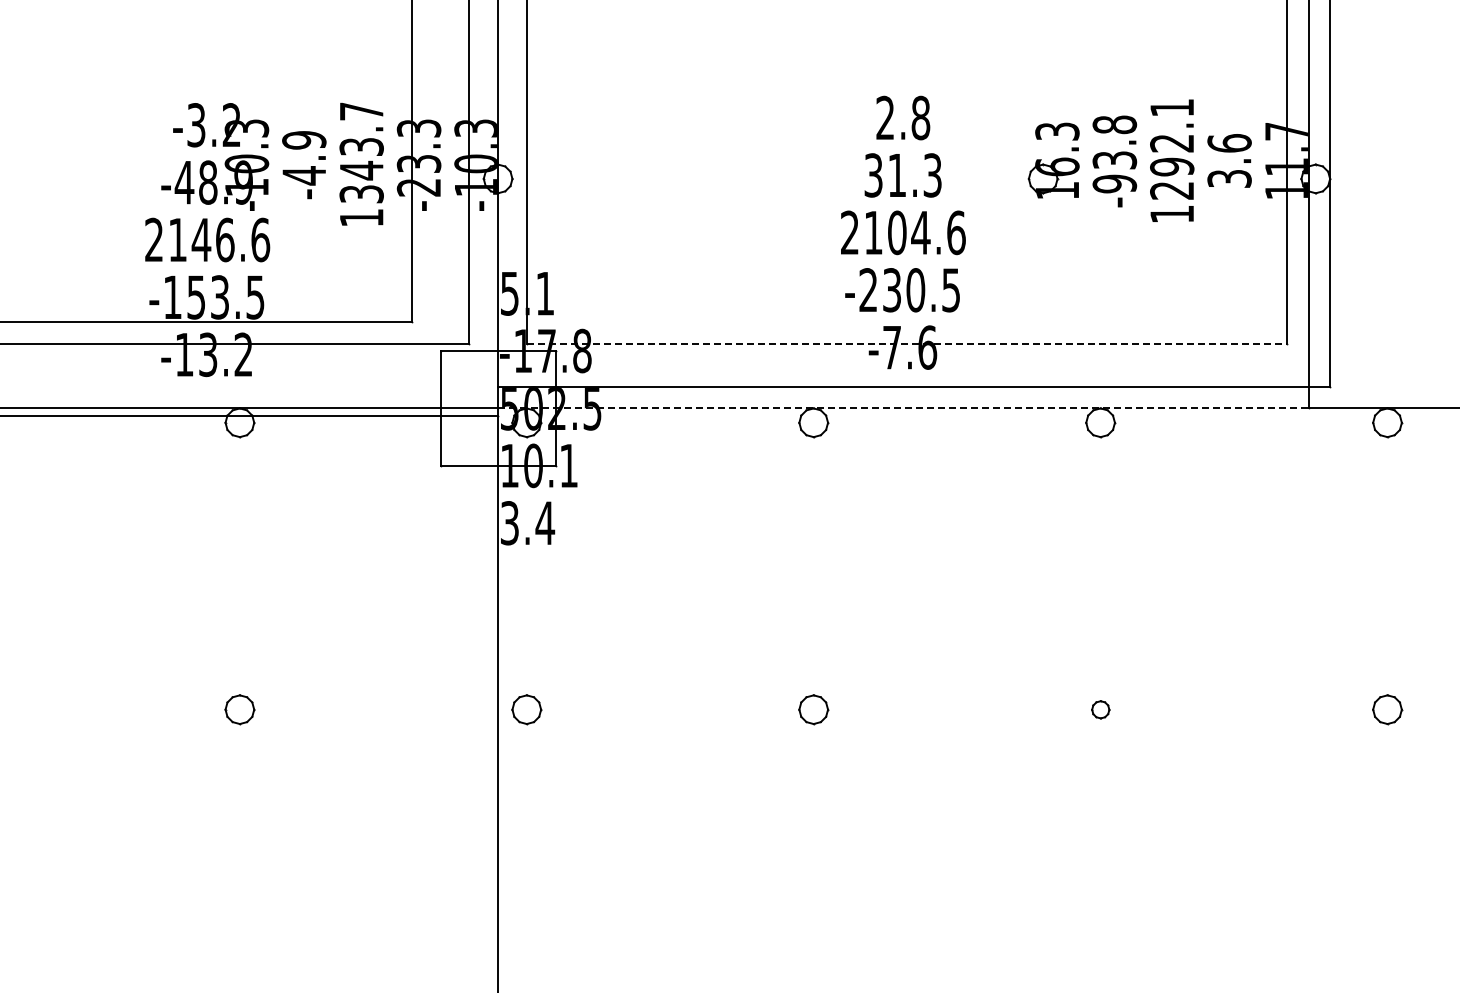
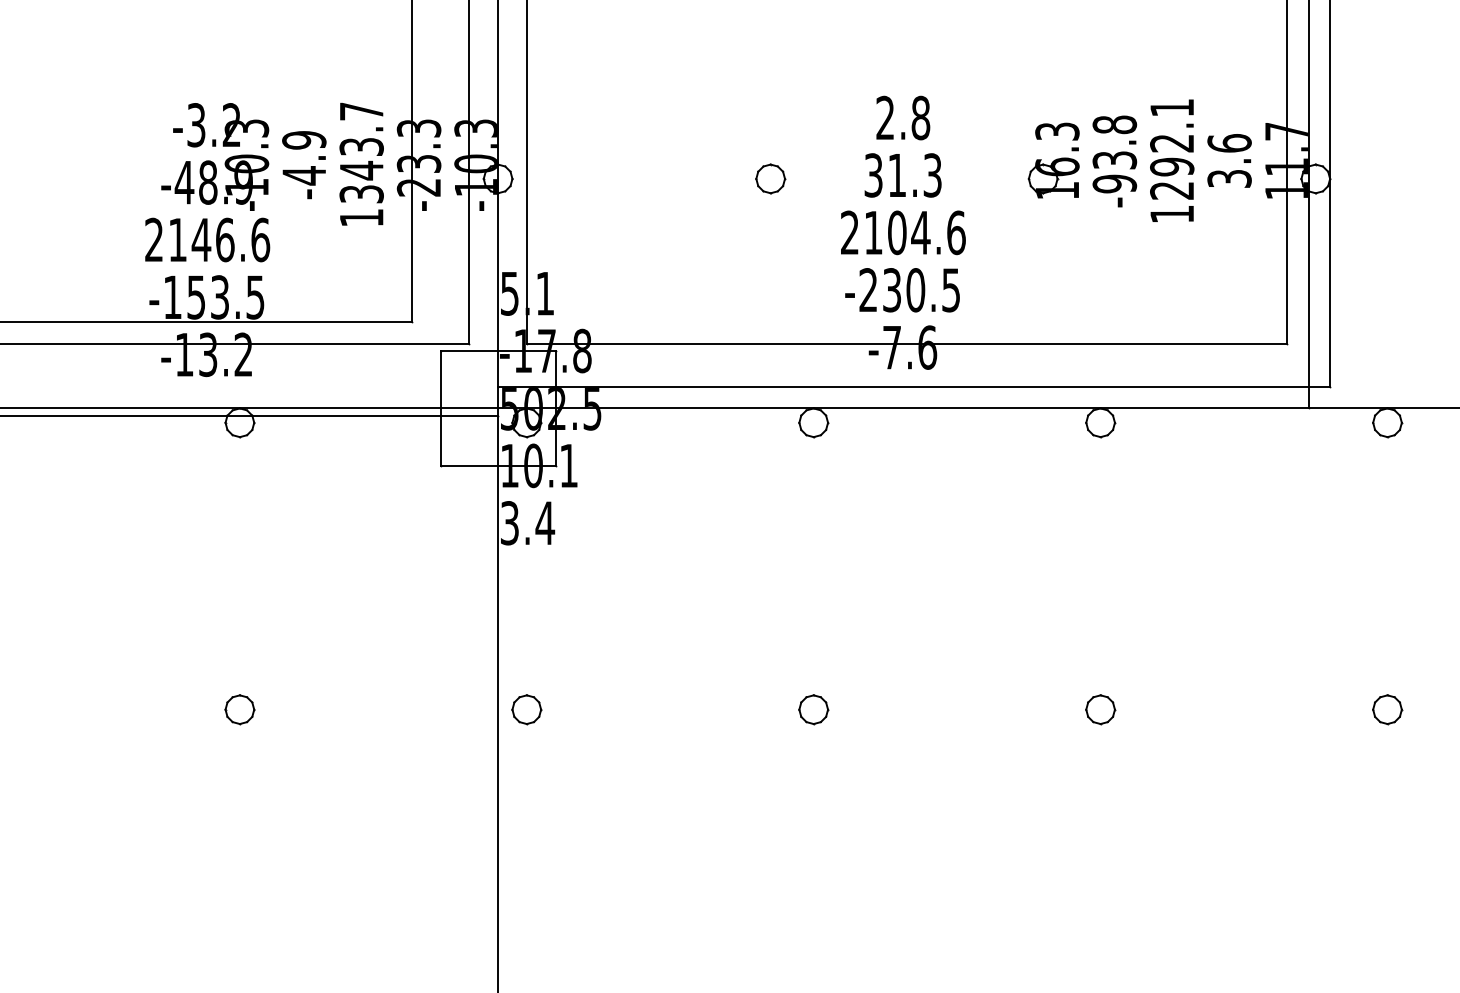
part: none -> present (770, 178)
line: dashed -> solid (907, 343)
line: dashed -> solid (903, 408)
part size: 20x20 px -> 32x32 px (1100, 709)
